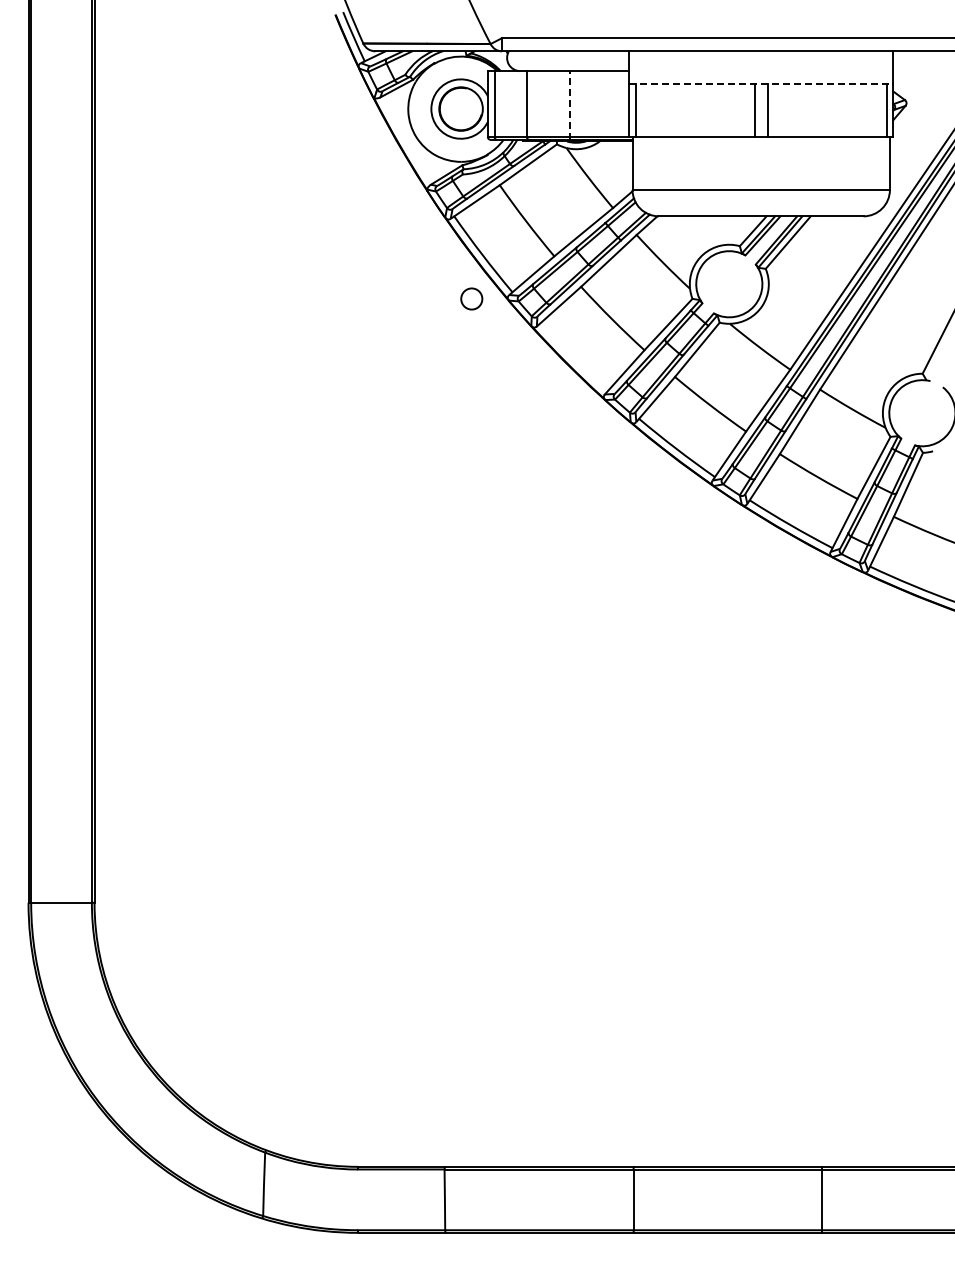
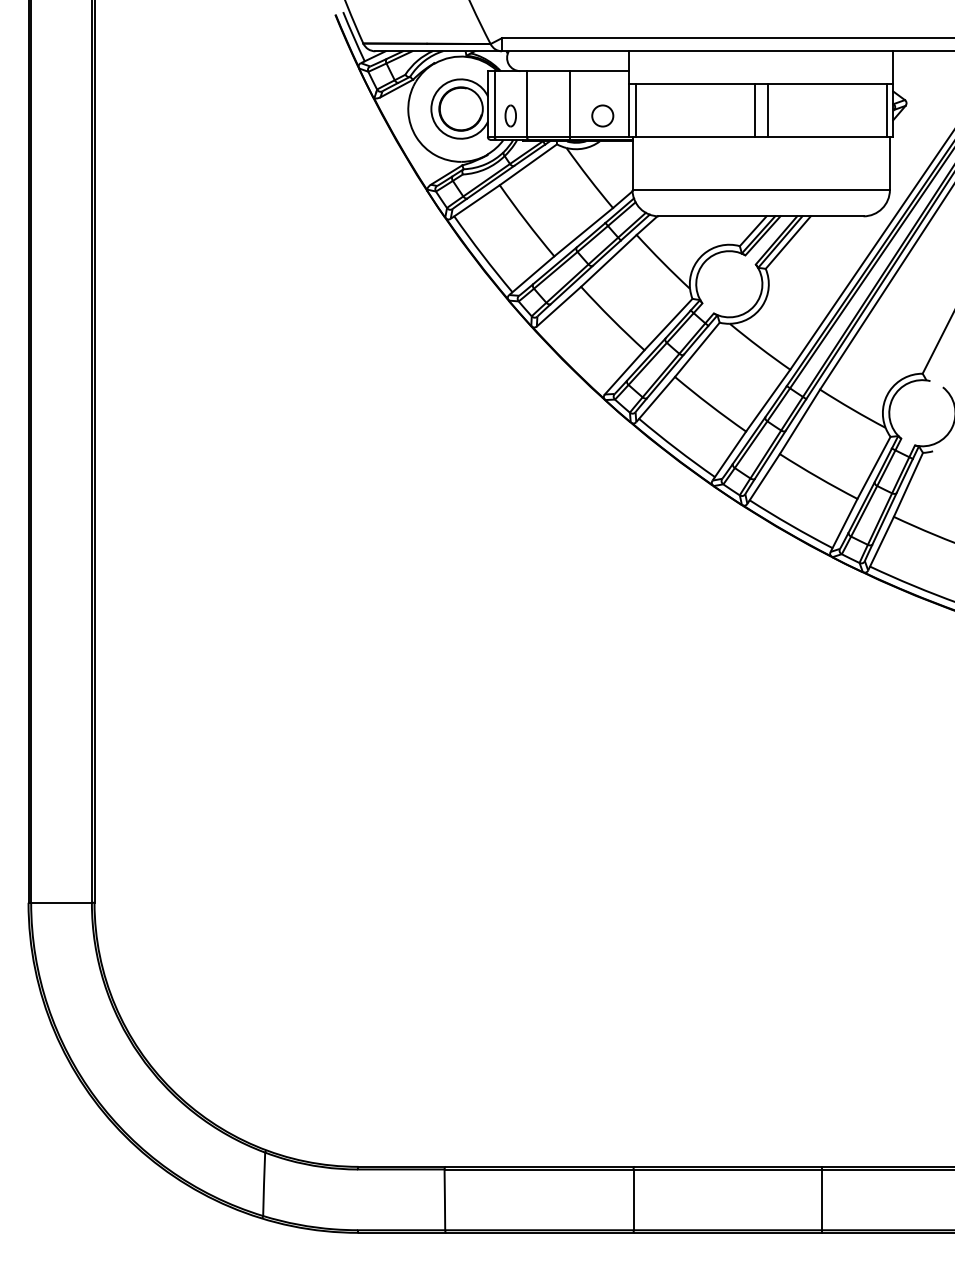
line: dashed -> solid (761, 84)
line: dashed -> solid (570, 104)
part: none -> present (510, 115)
circle position: (471, 298) -> (602, 115) (602, 115)
